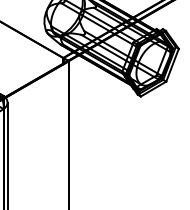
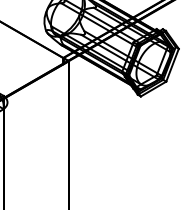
line: present -> none (7, 154)
